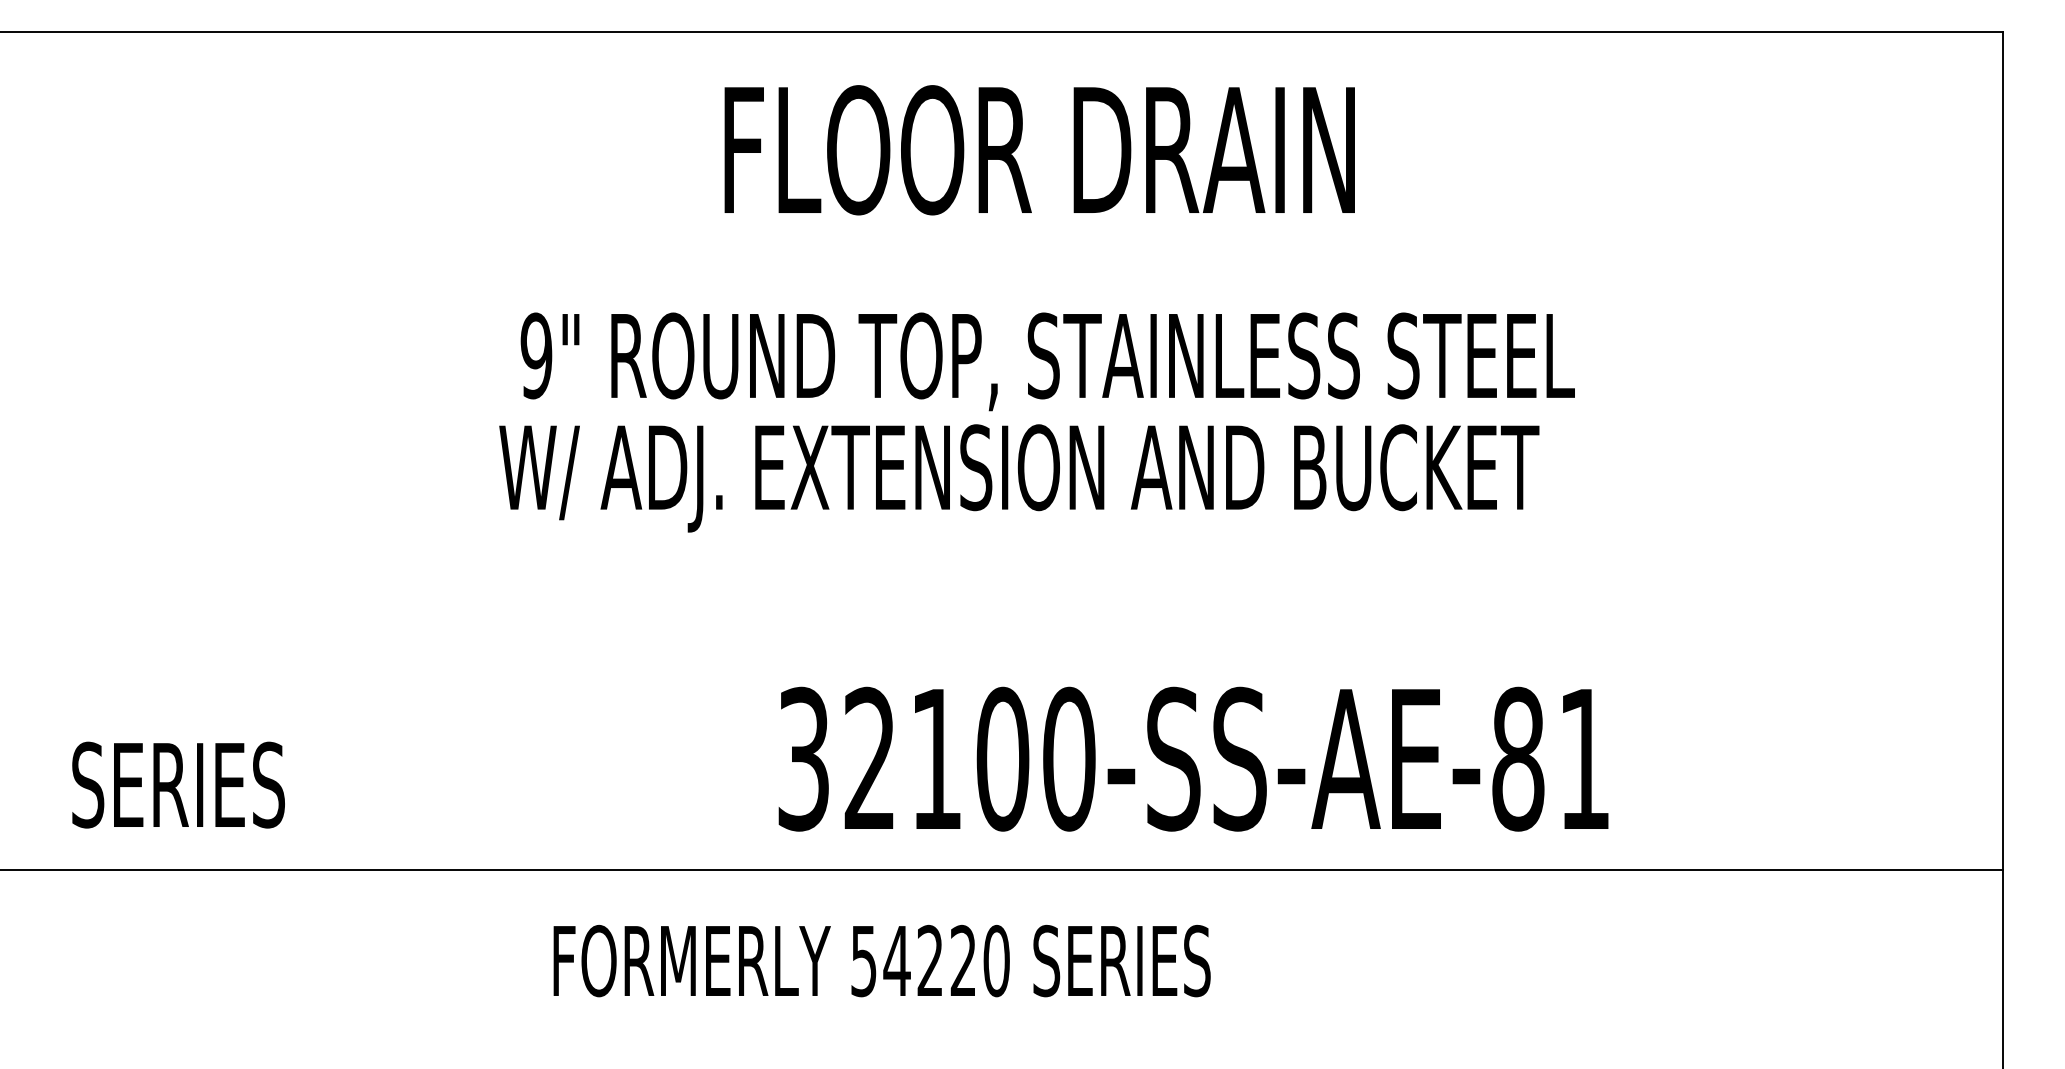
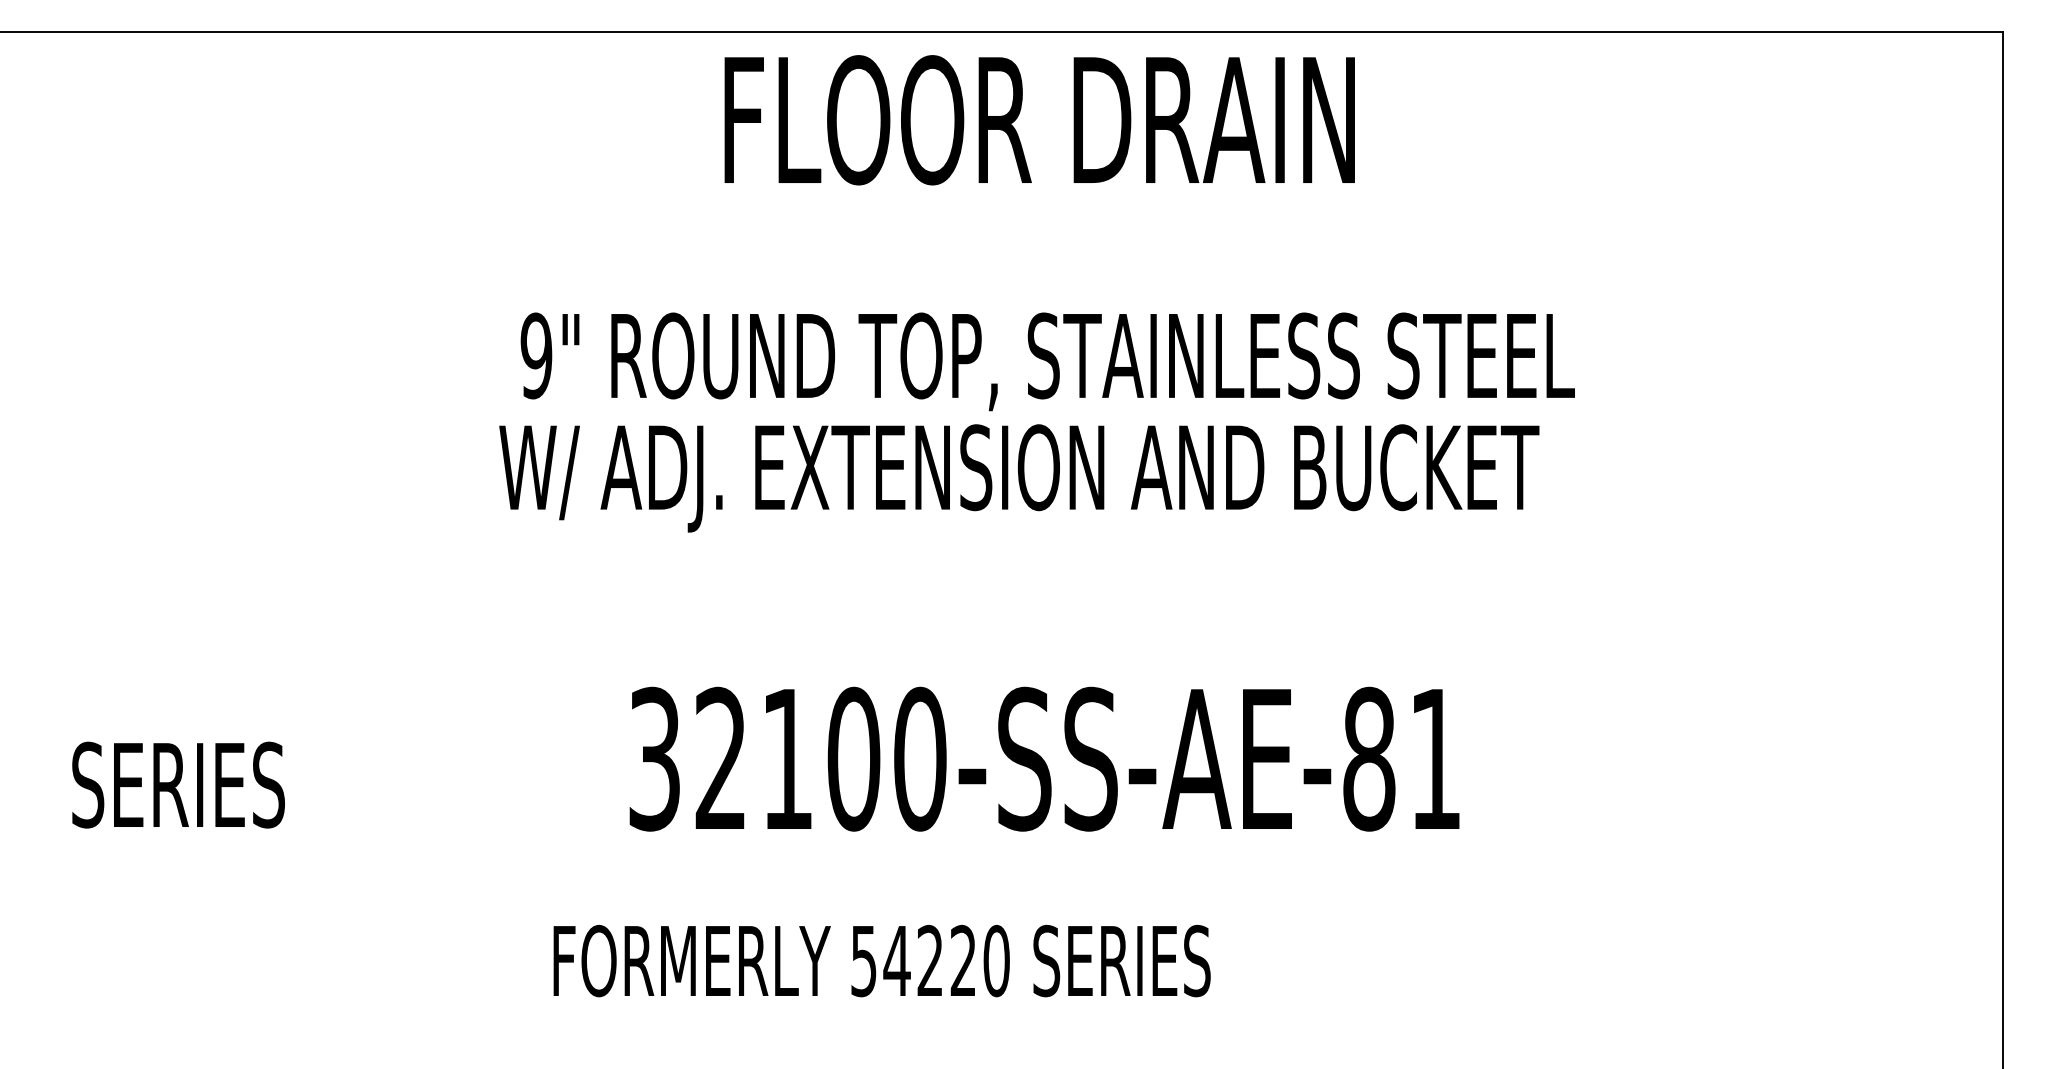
text position: (1039, 150) -> (1039, 120) (1039, 120)
text position: (1193, 758) -> (1044, 758) (1044, 758)
line: present -> none (1002, 870)
